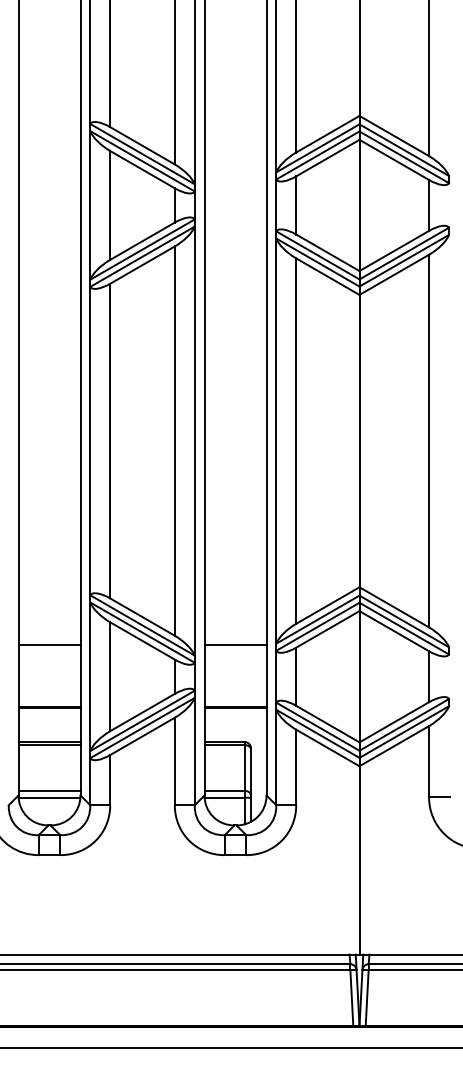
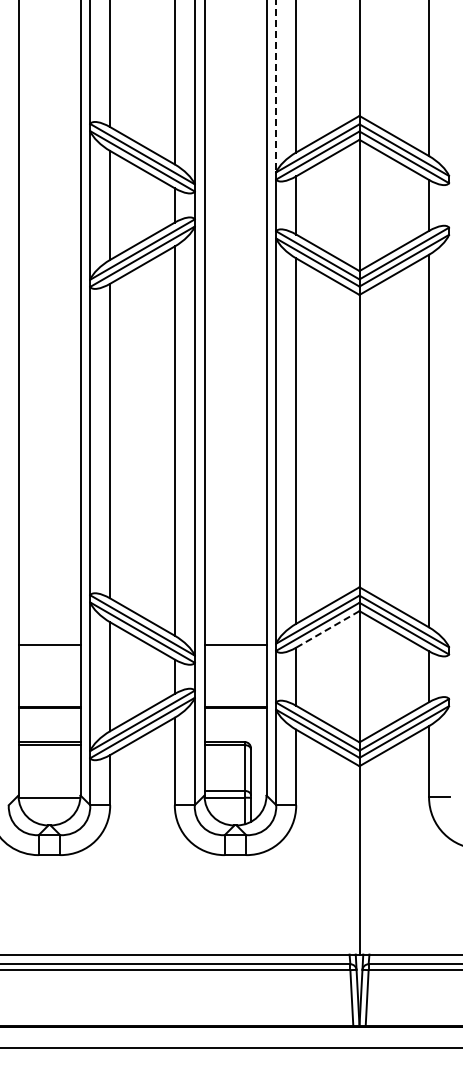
line: solid -> dashed (276, 86)
line: solid -> dashed (327, 629)
line: present -> none (49, 790)
